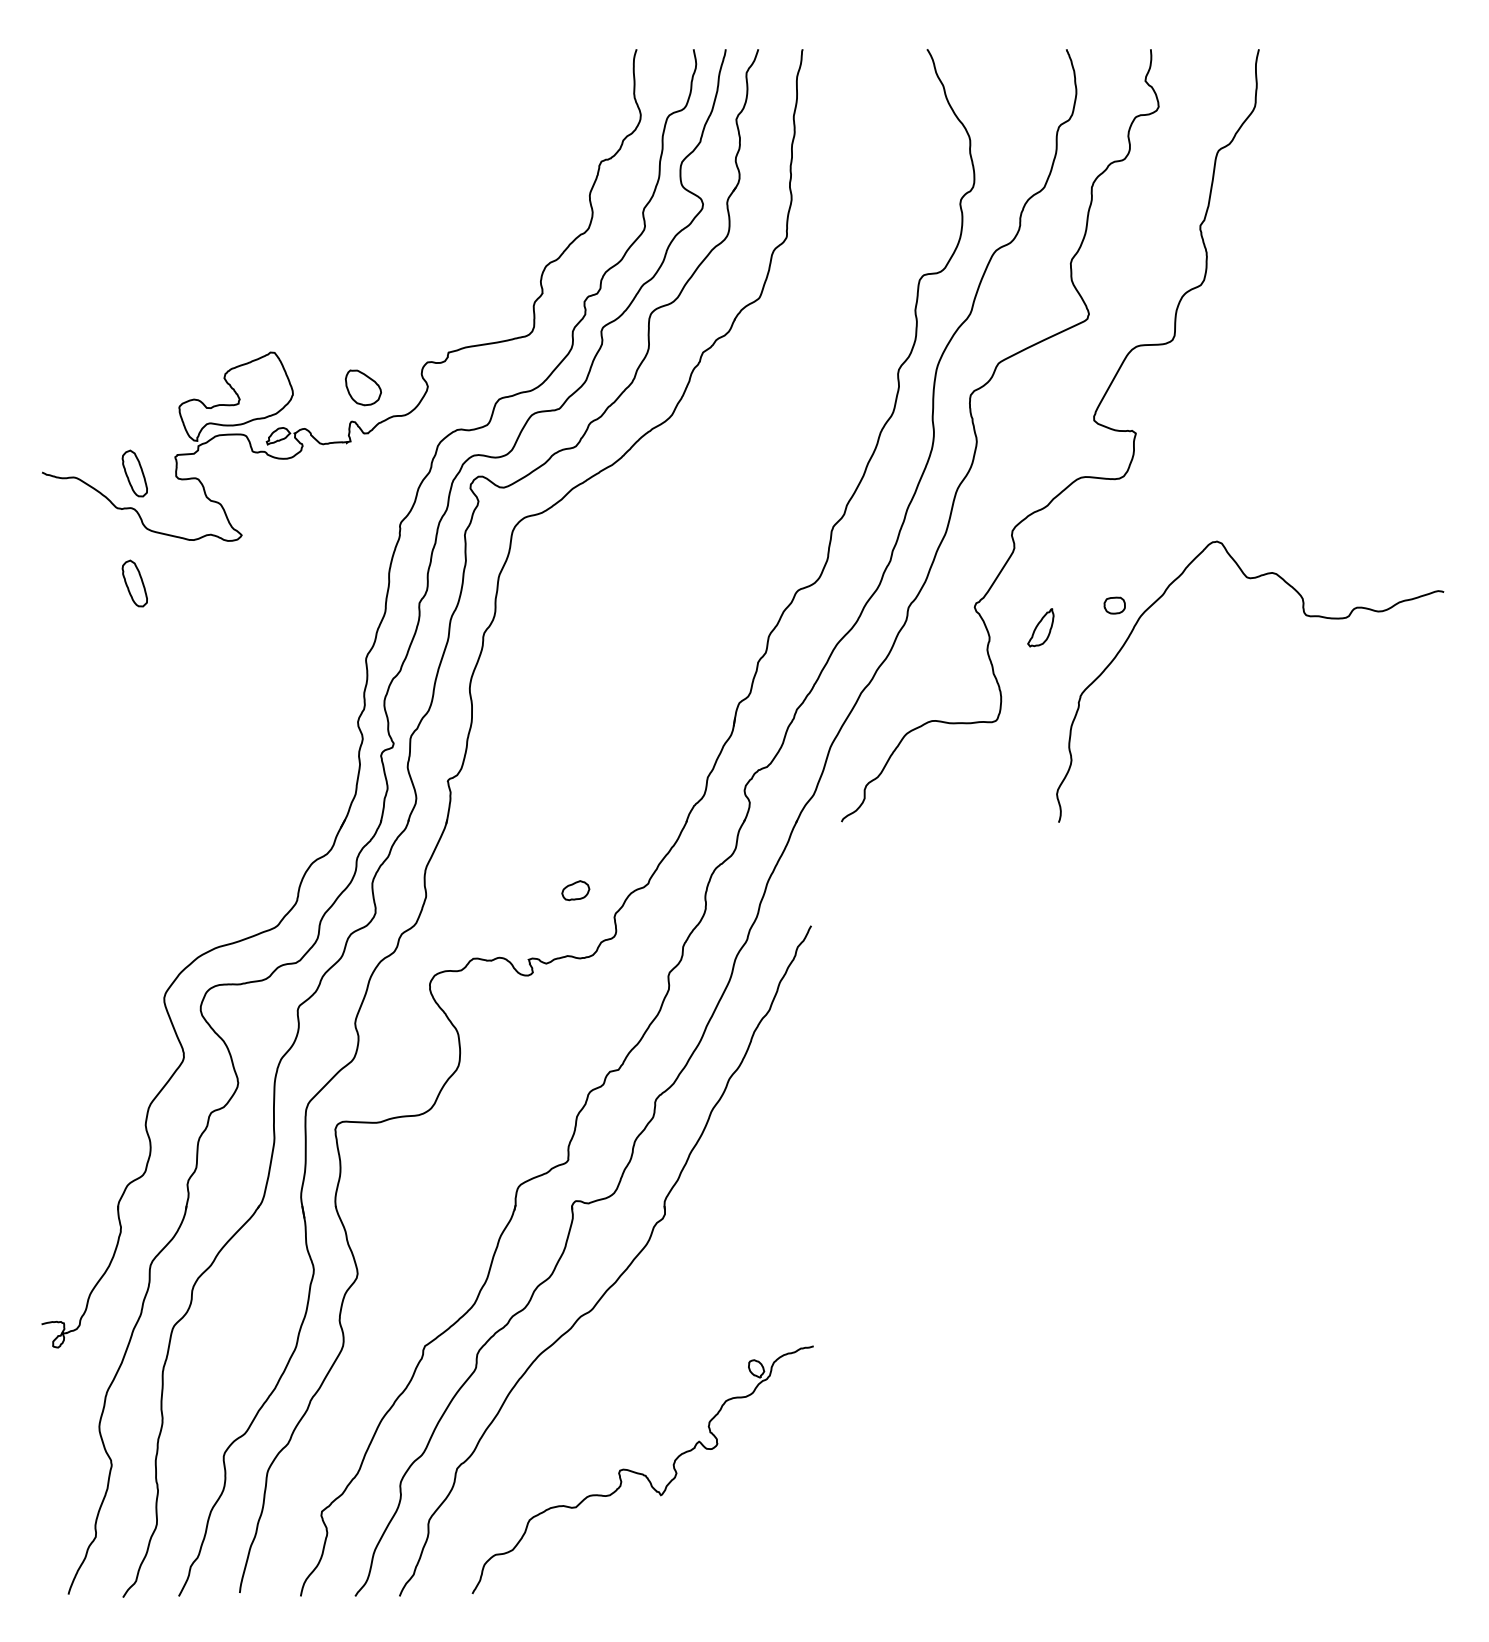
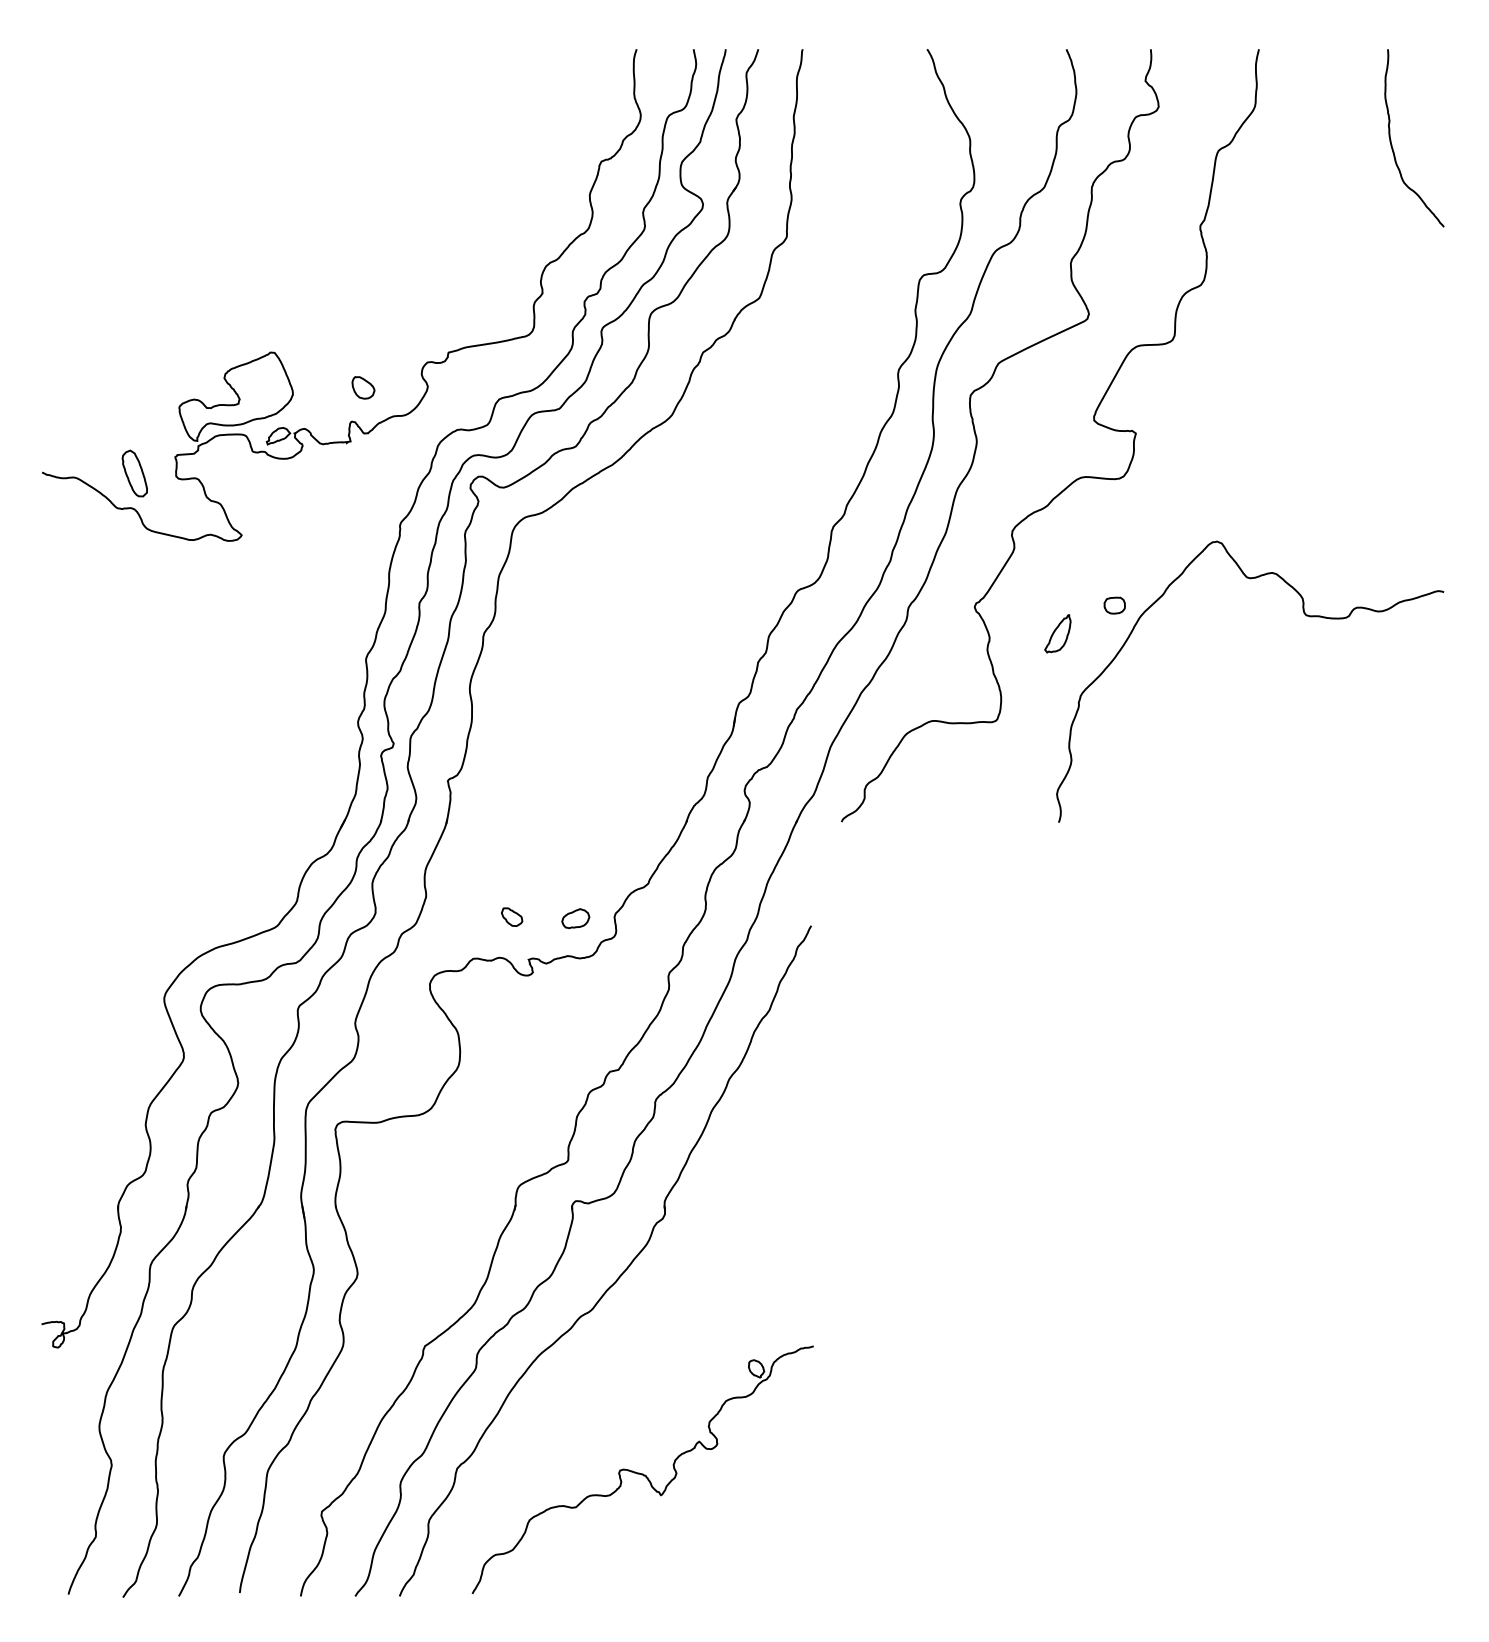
curve: none -> present (1392, 144)
part size: 37x38 px -> 25x24 px (363, 387)
part: present -> none (134, 583)
part position: (1040, 627) -> (1057, 633) (1057, 633)
part position: (575, 890) -> (575, 918) (575, 918)
part: none -> present (512, 916)
